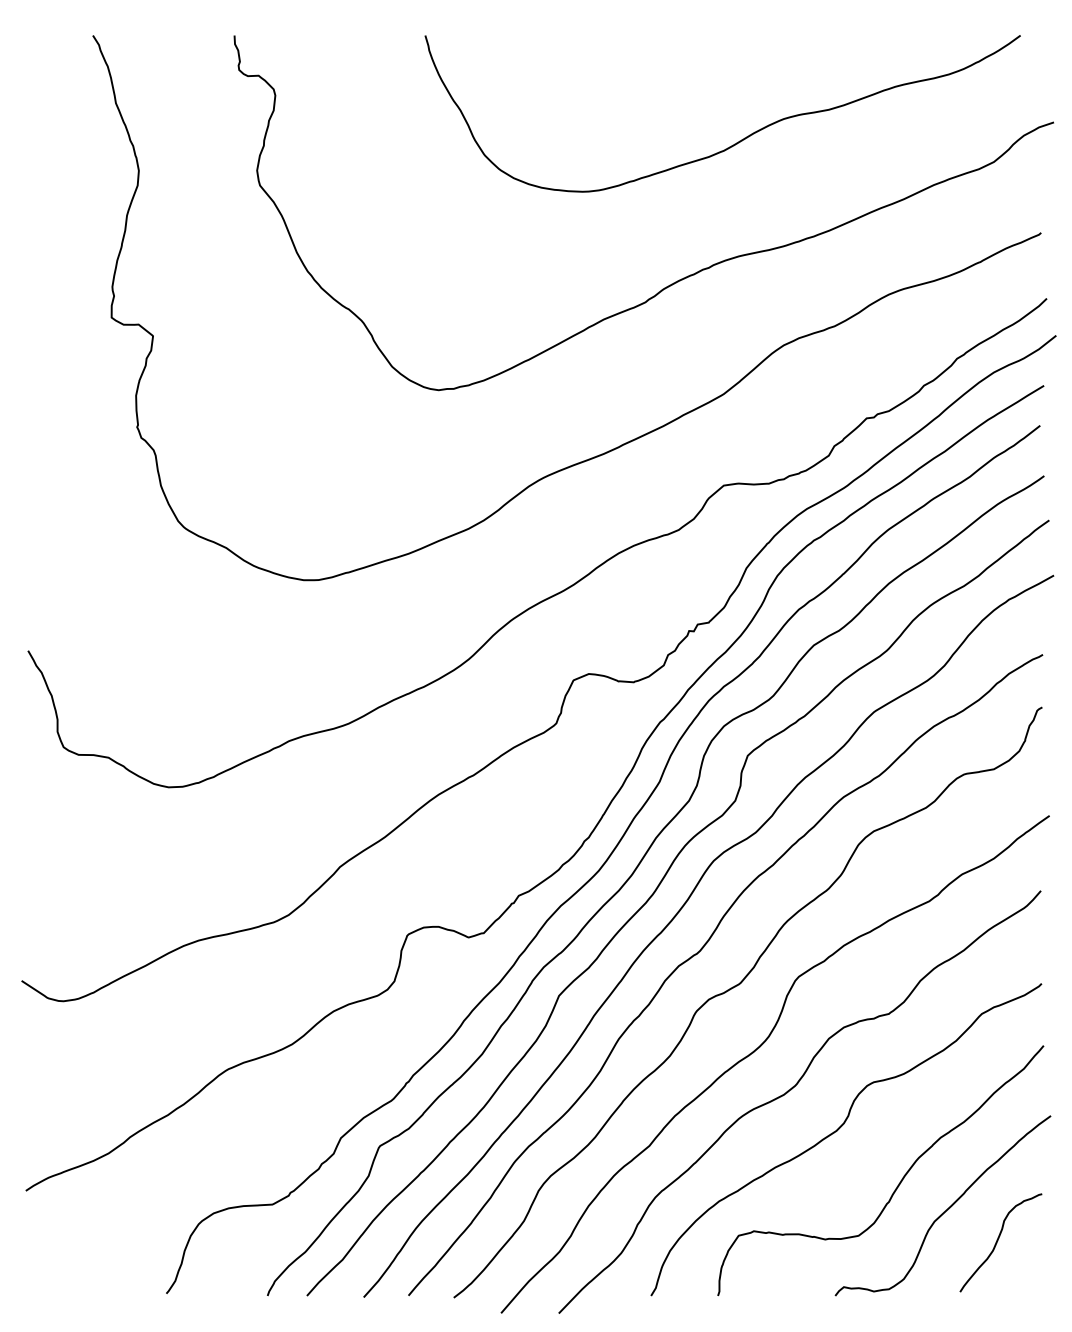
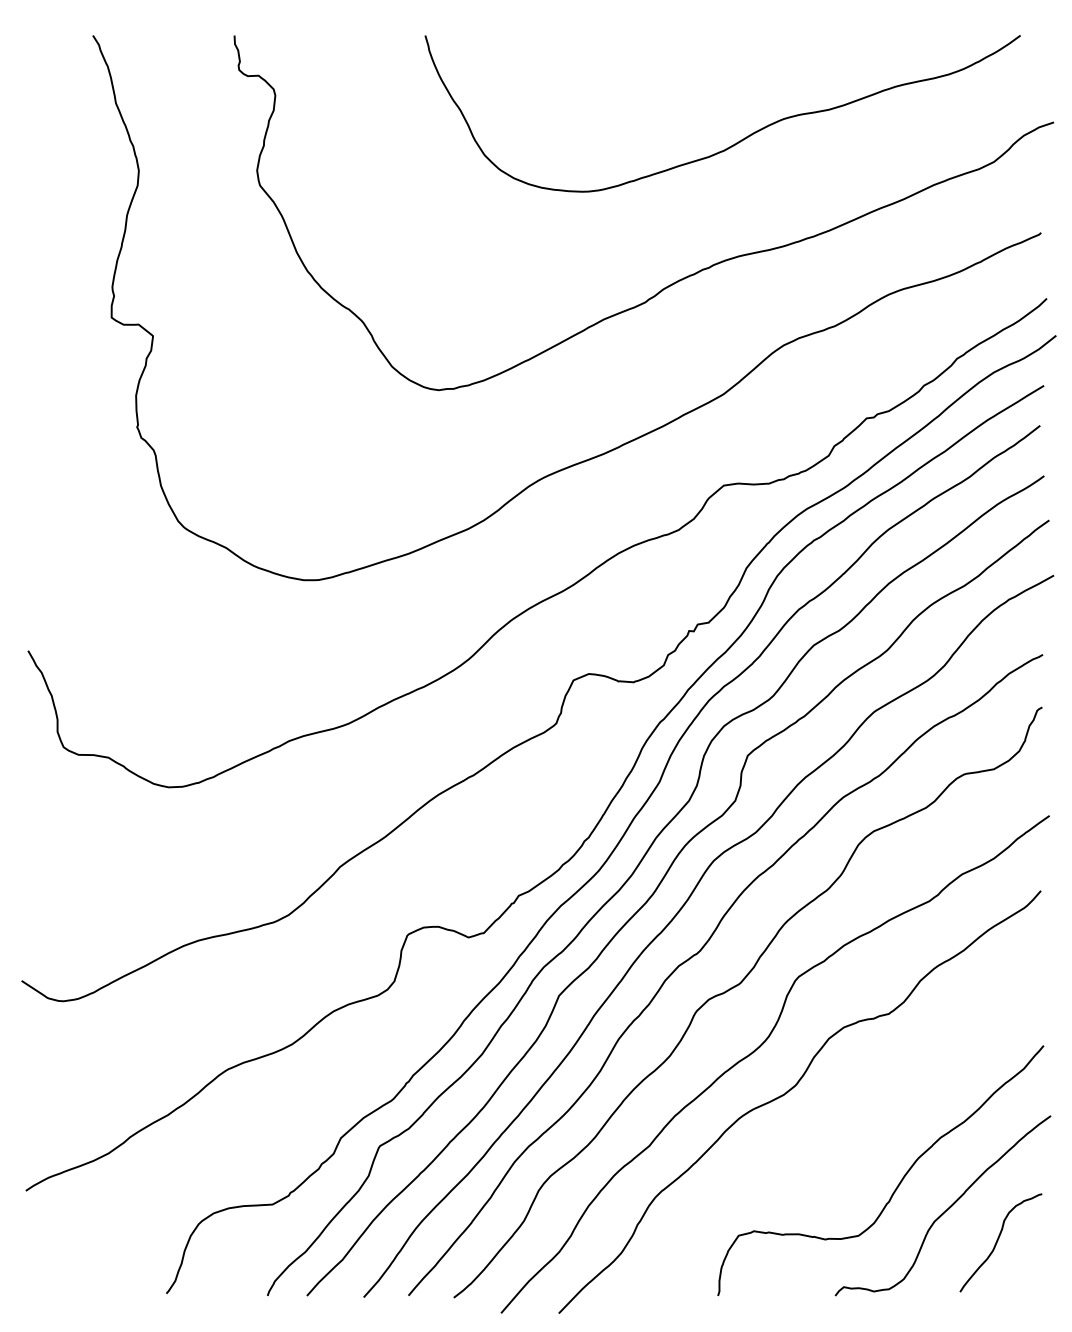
curve: present -> none (838, 1130)
